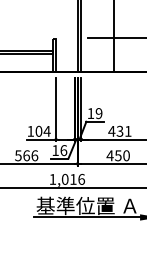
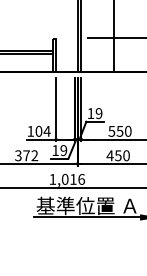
text: 431 -> 550 (119, 130)
text: 16 -> 19 (63, 150)
text: 566 -> 372 (26, 155)
